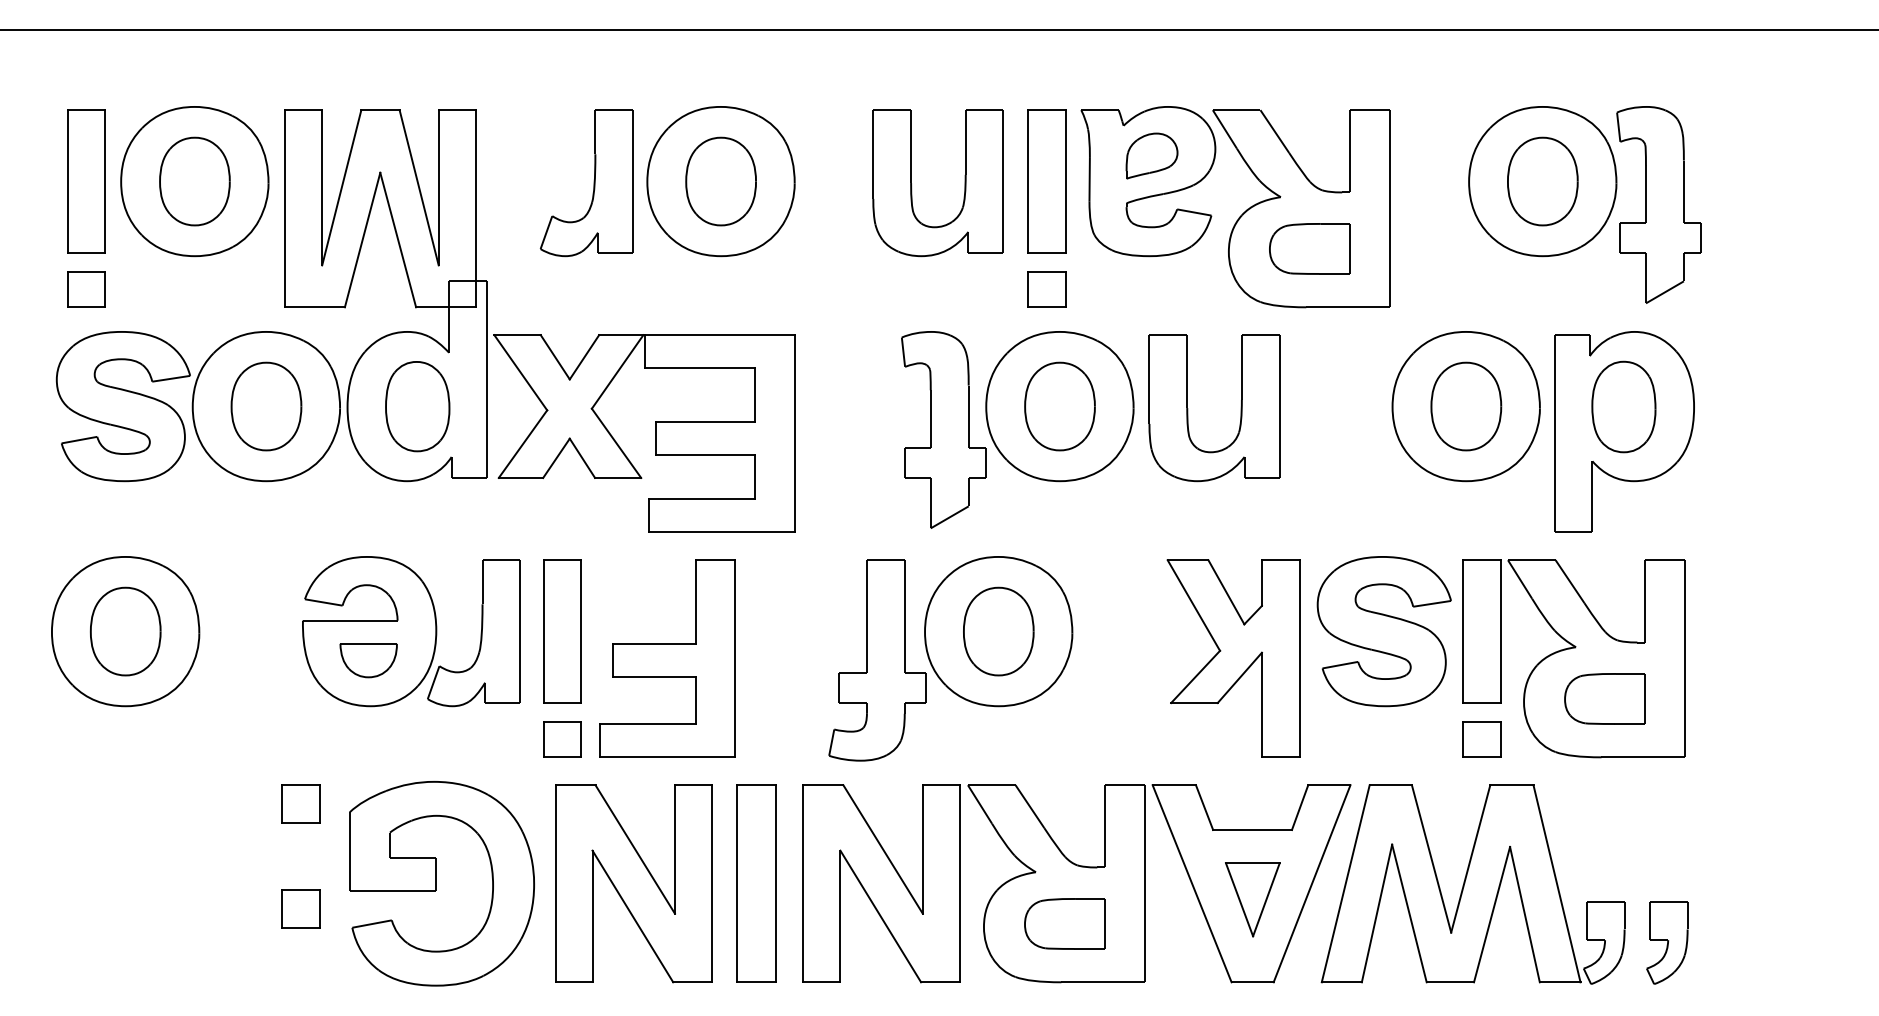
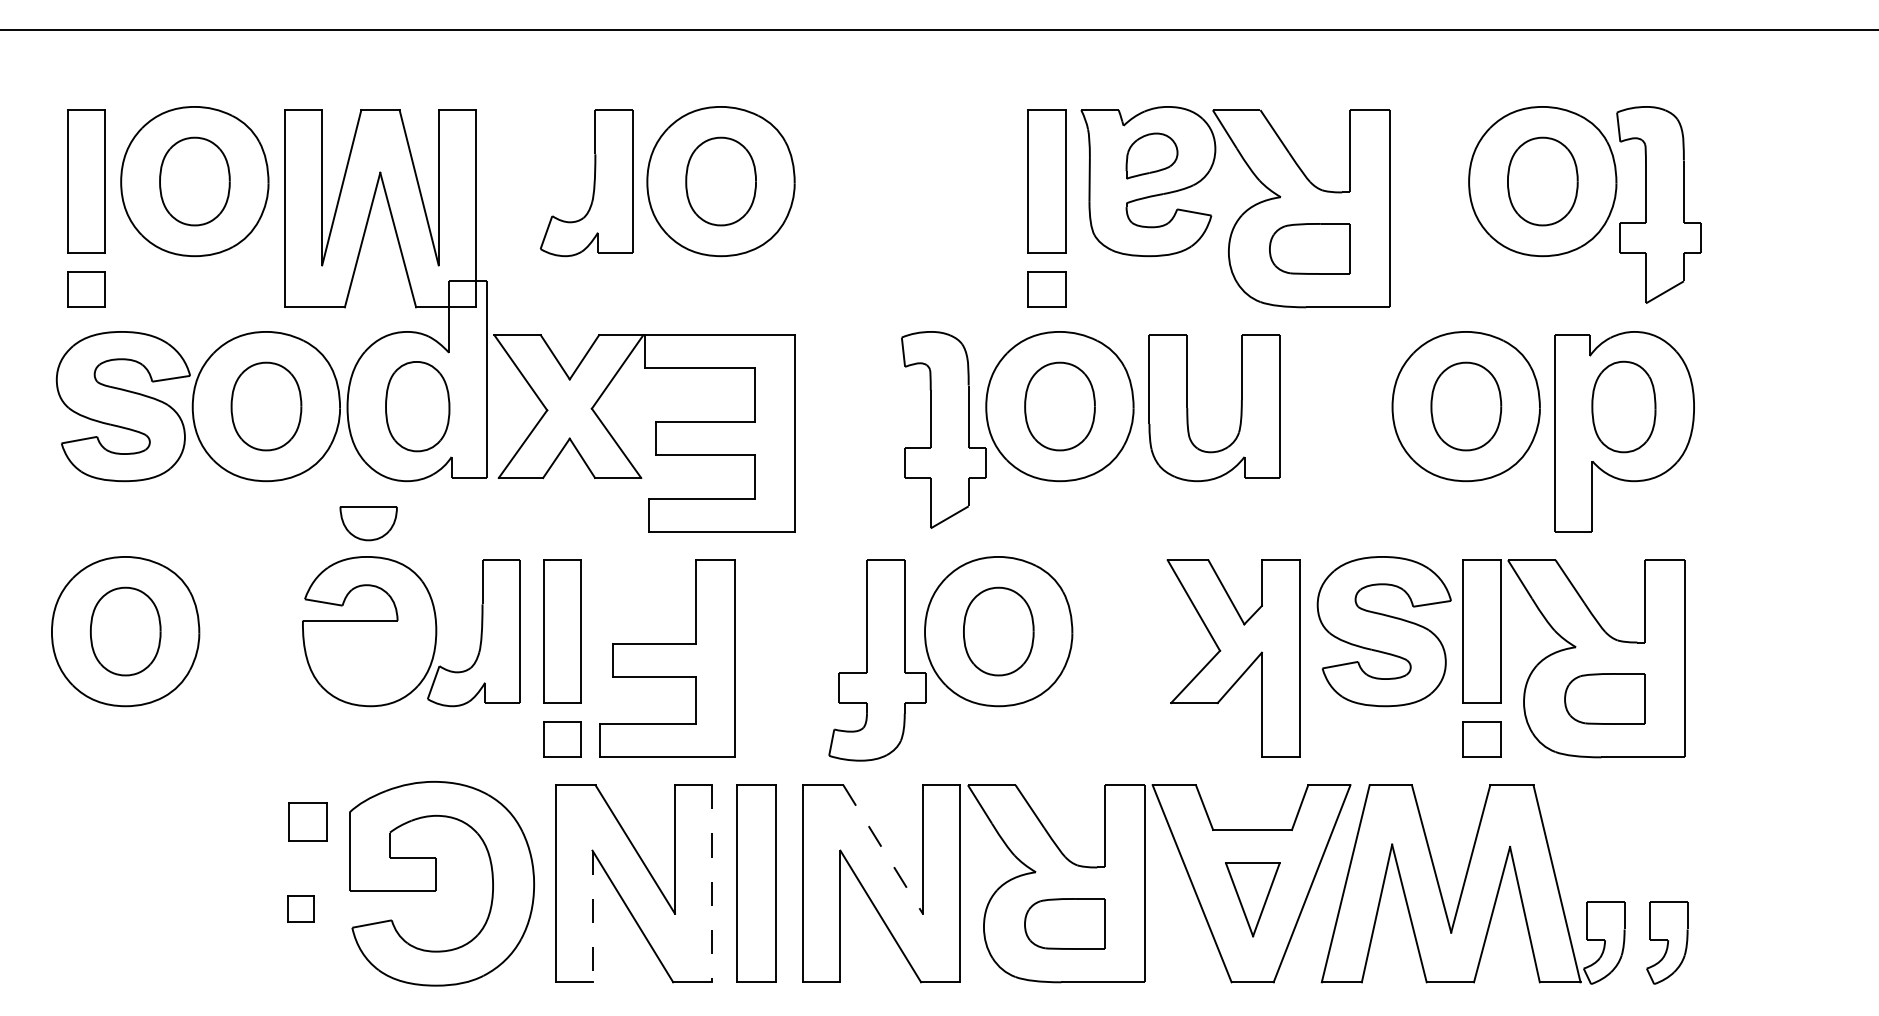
part: present -> none (912, 188)
part position: (368, 660) -> (368, 523) (368, 523)
part position: (300, 803) -> (307, 821) (307, 821)
line: solid -> dashed (883, 849)
line: solid -> dashed (711, 883)
part size: 40x40 px -> 28x28 px (300, 908)
line: solid -> dashed (592, 916)
